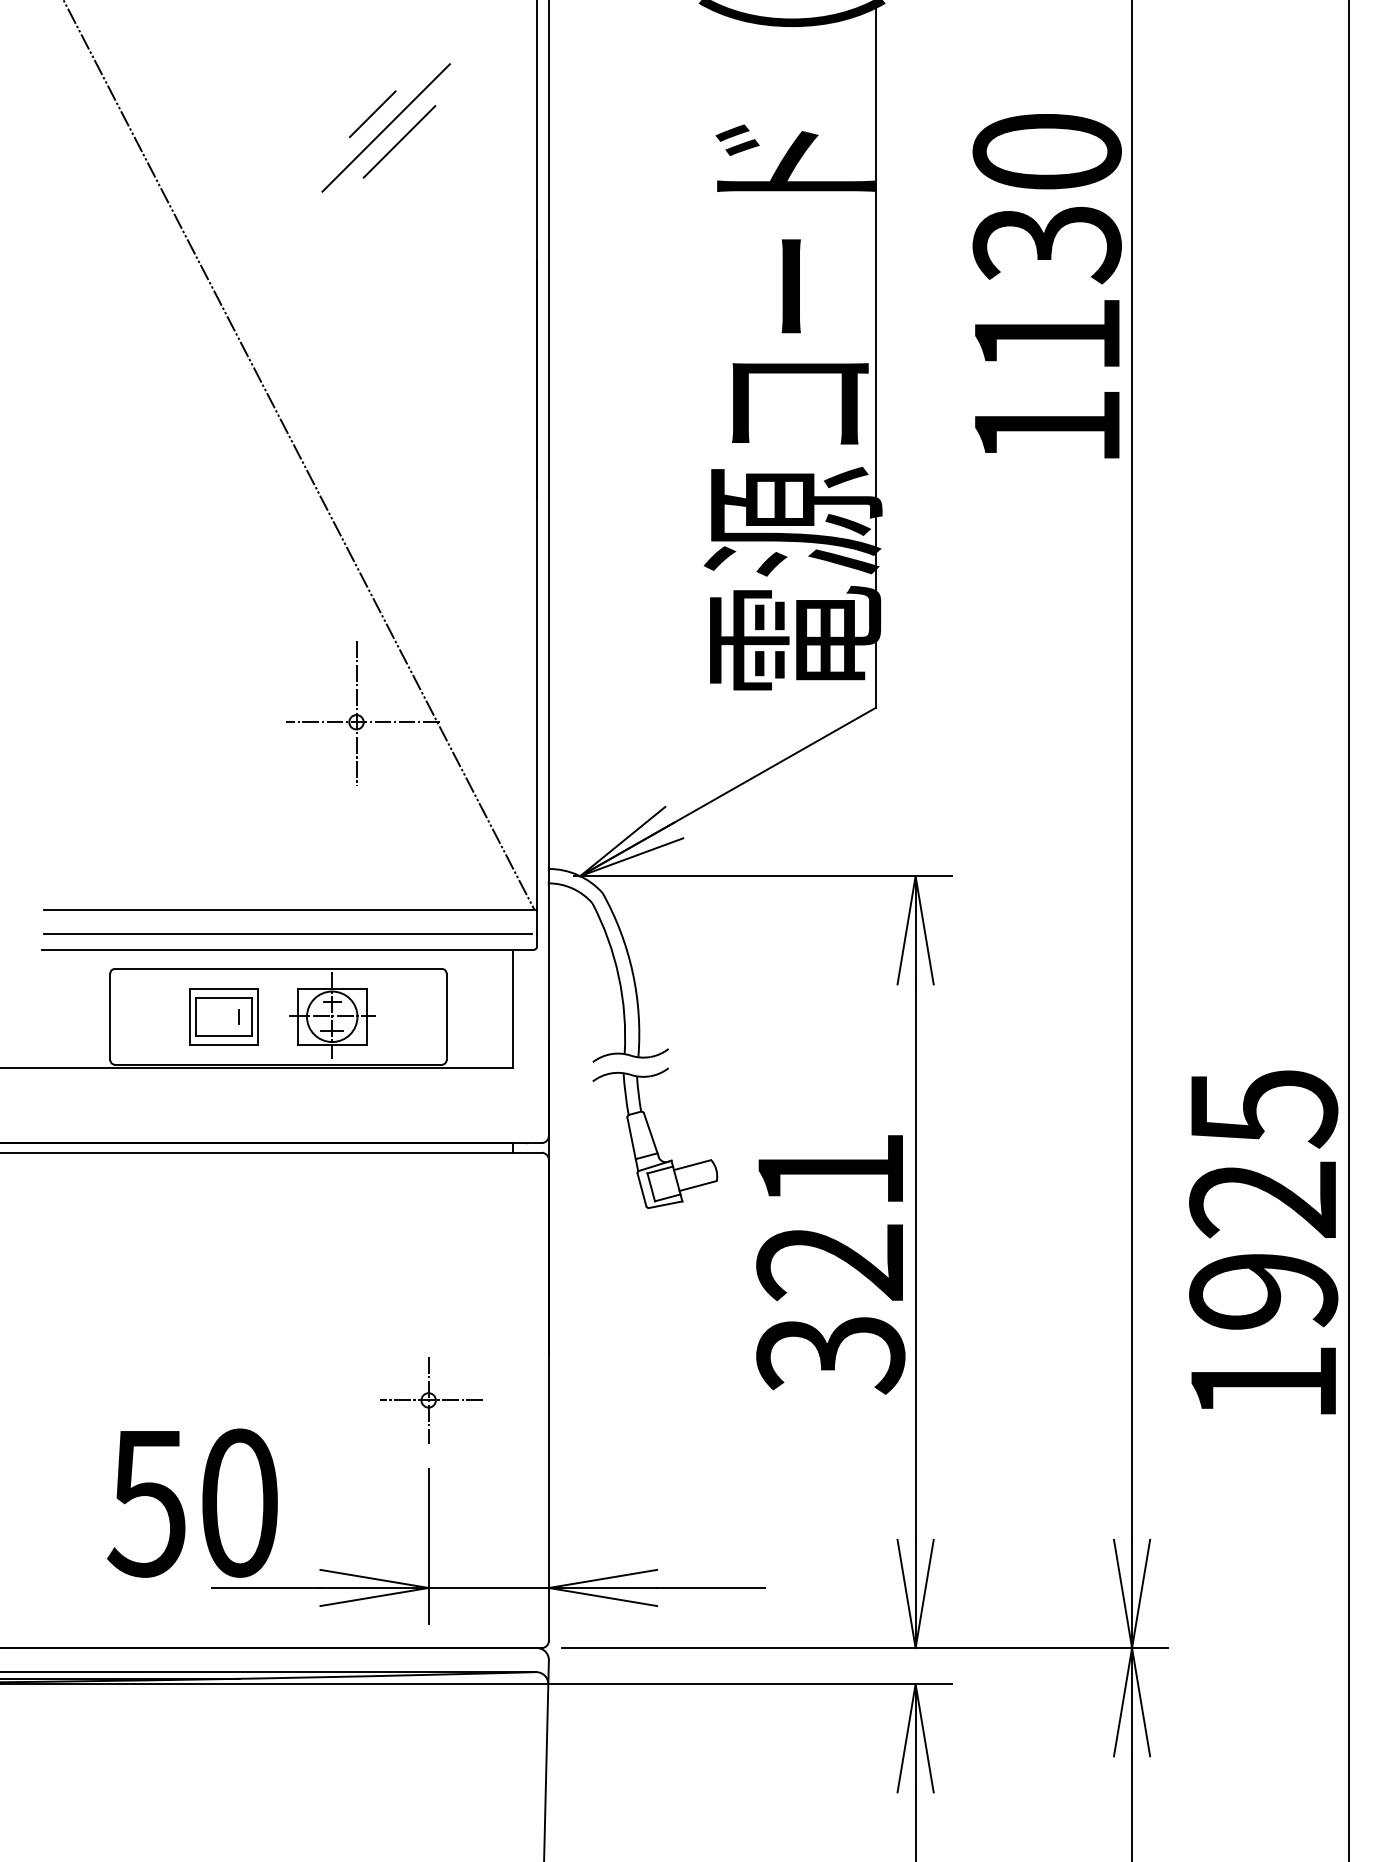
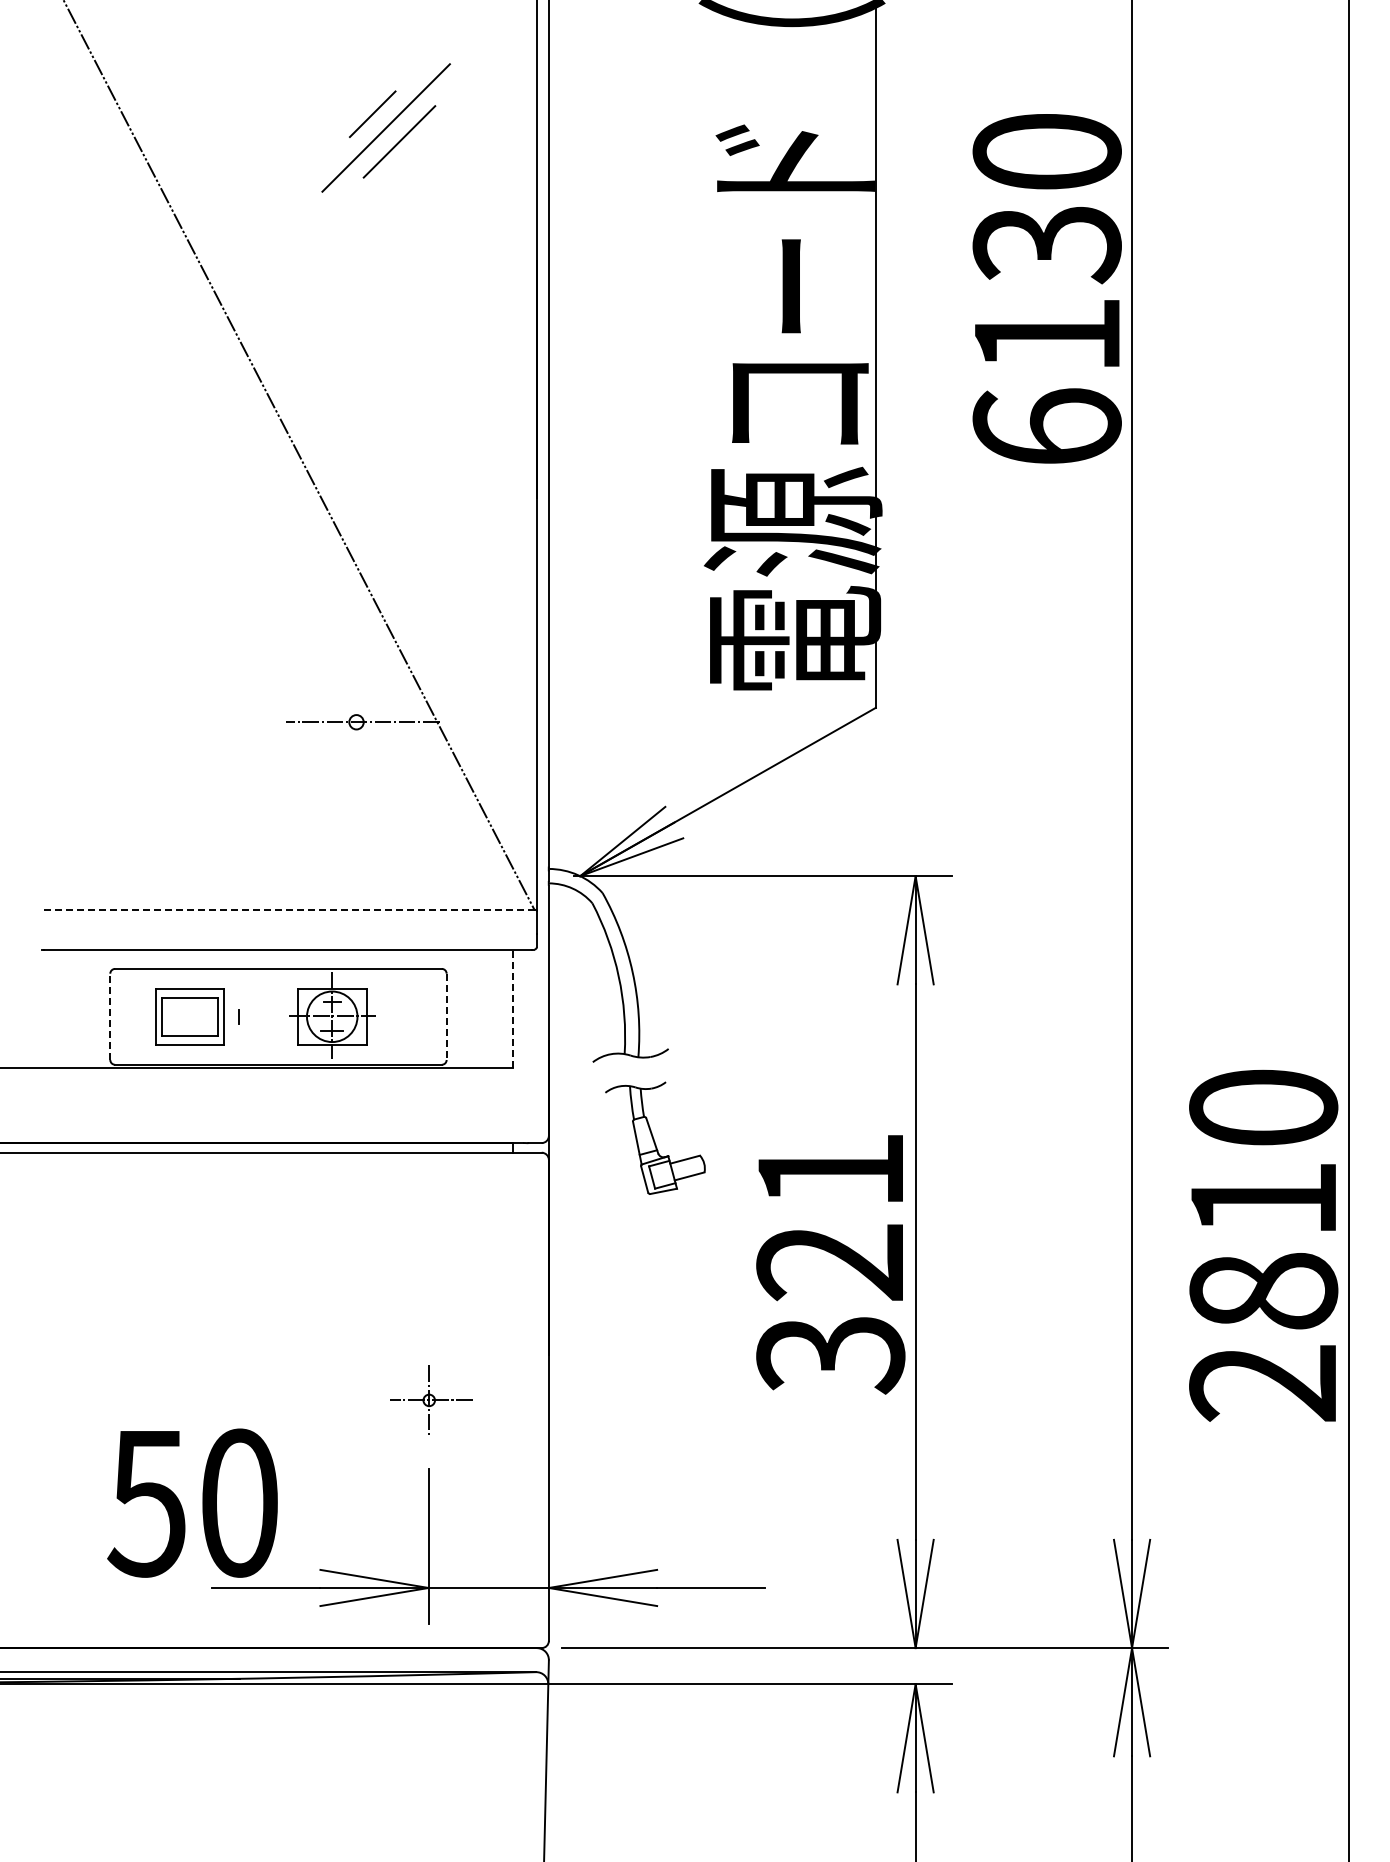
text: 1130 -> 6130 (1046, 425)
line: present -> none (356, 713)
line: solid -> dashed (287, 909)
line: present -> none (287, 934)
line: solid -> dashed (512, 1008)
line: solid -> dashed (110, 1016)
part position: (223, 1016) -> (189, 1016) (189, 1016)
line: solid -> dashed (446, 1017)
part size: 127x142 px -> 101x114 px (655, 1137)
text: 1925 -> 2810 (1263, 1245)
part size: 103x87 px -> 83x70 px (431, 1399)
